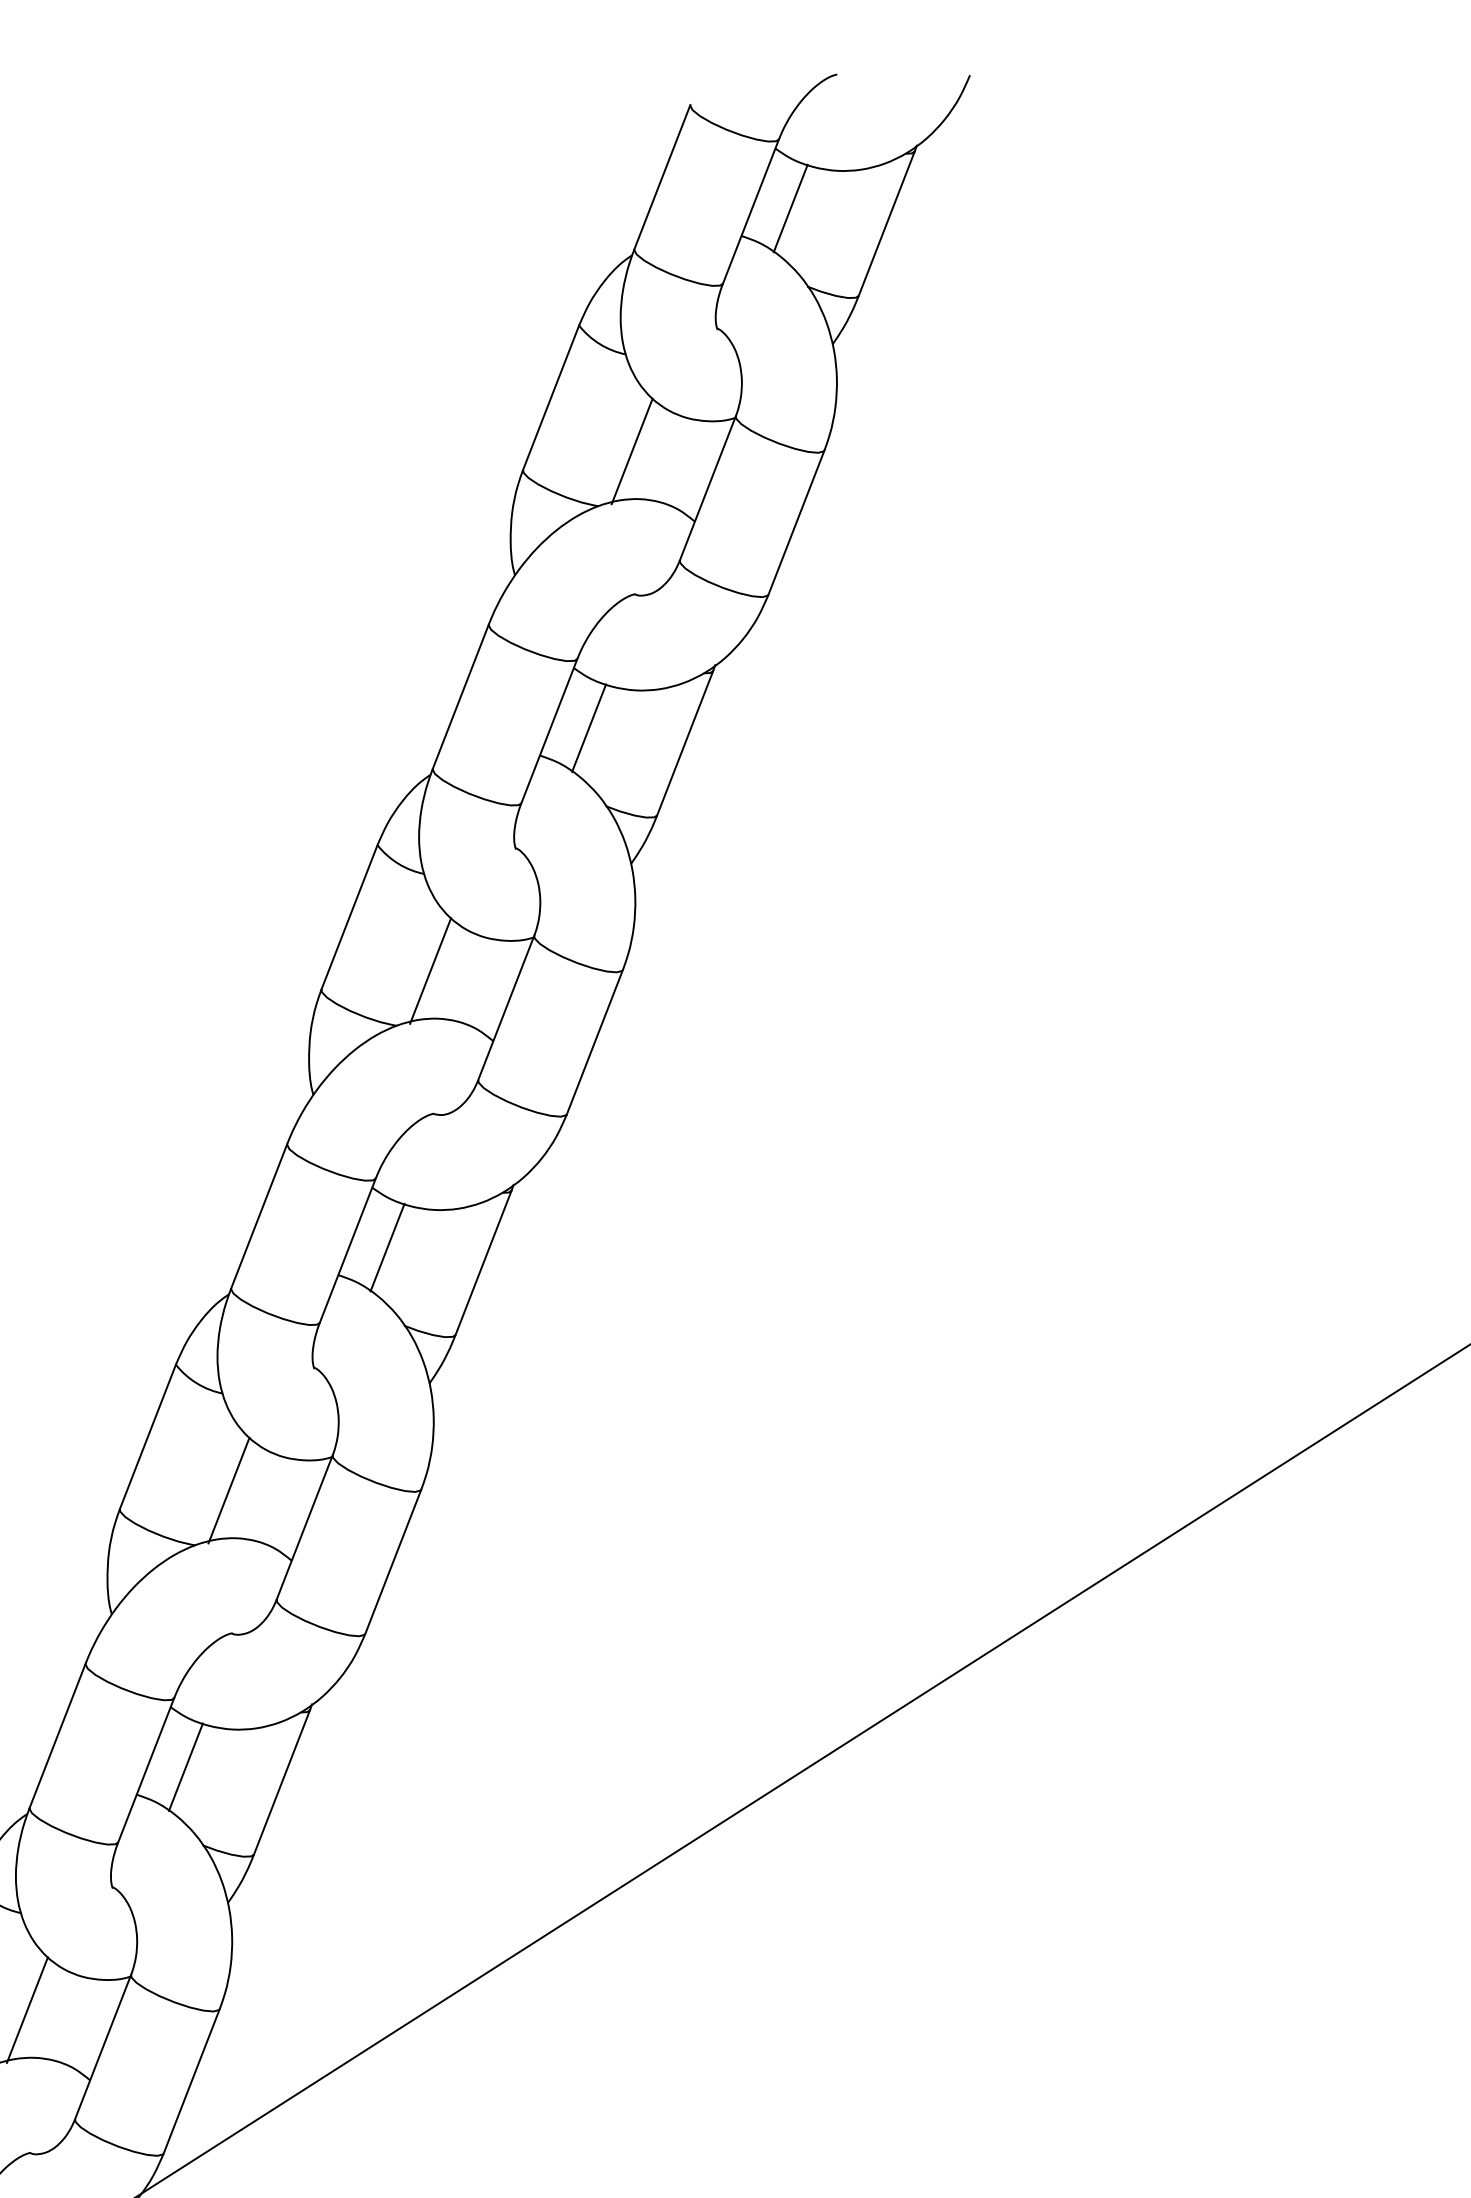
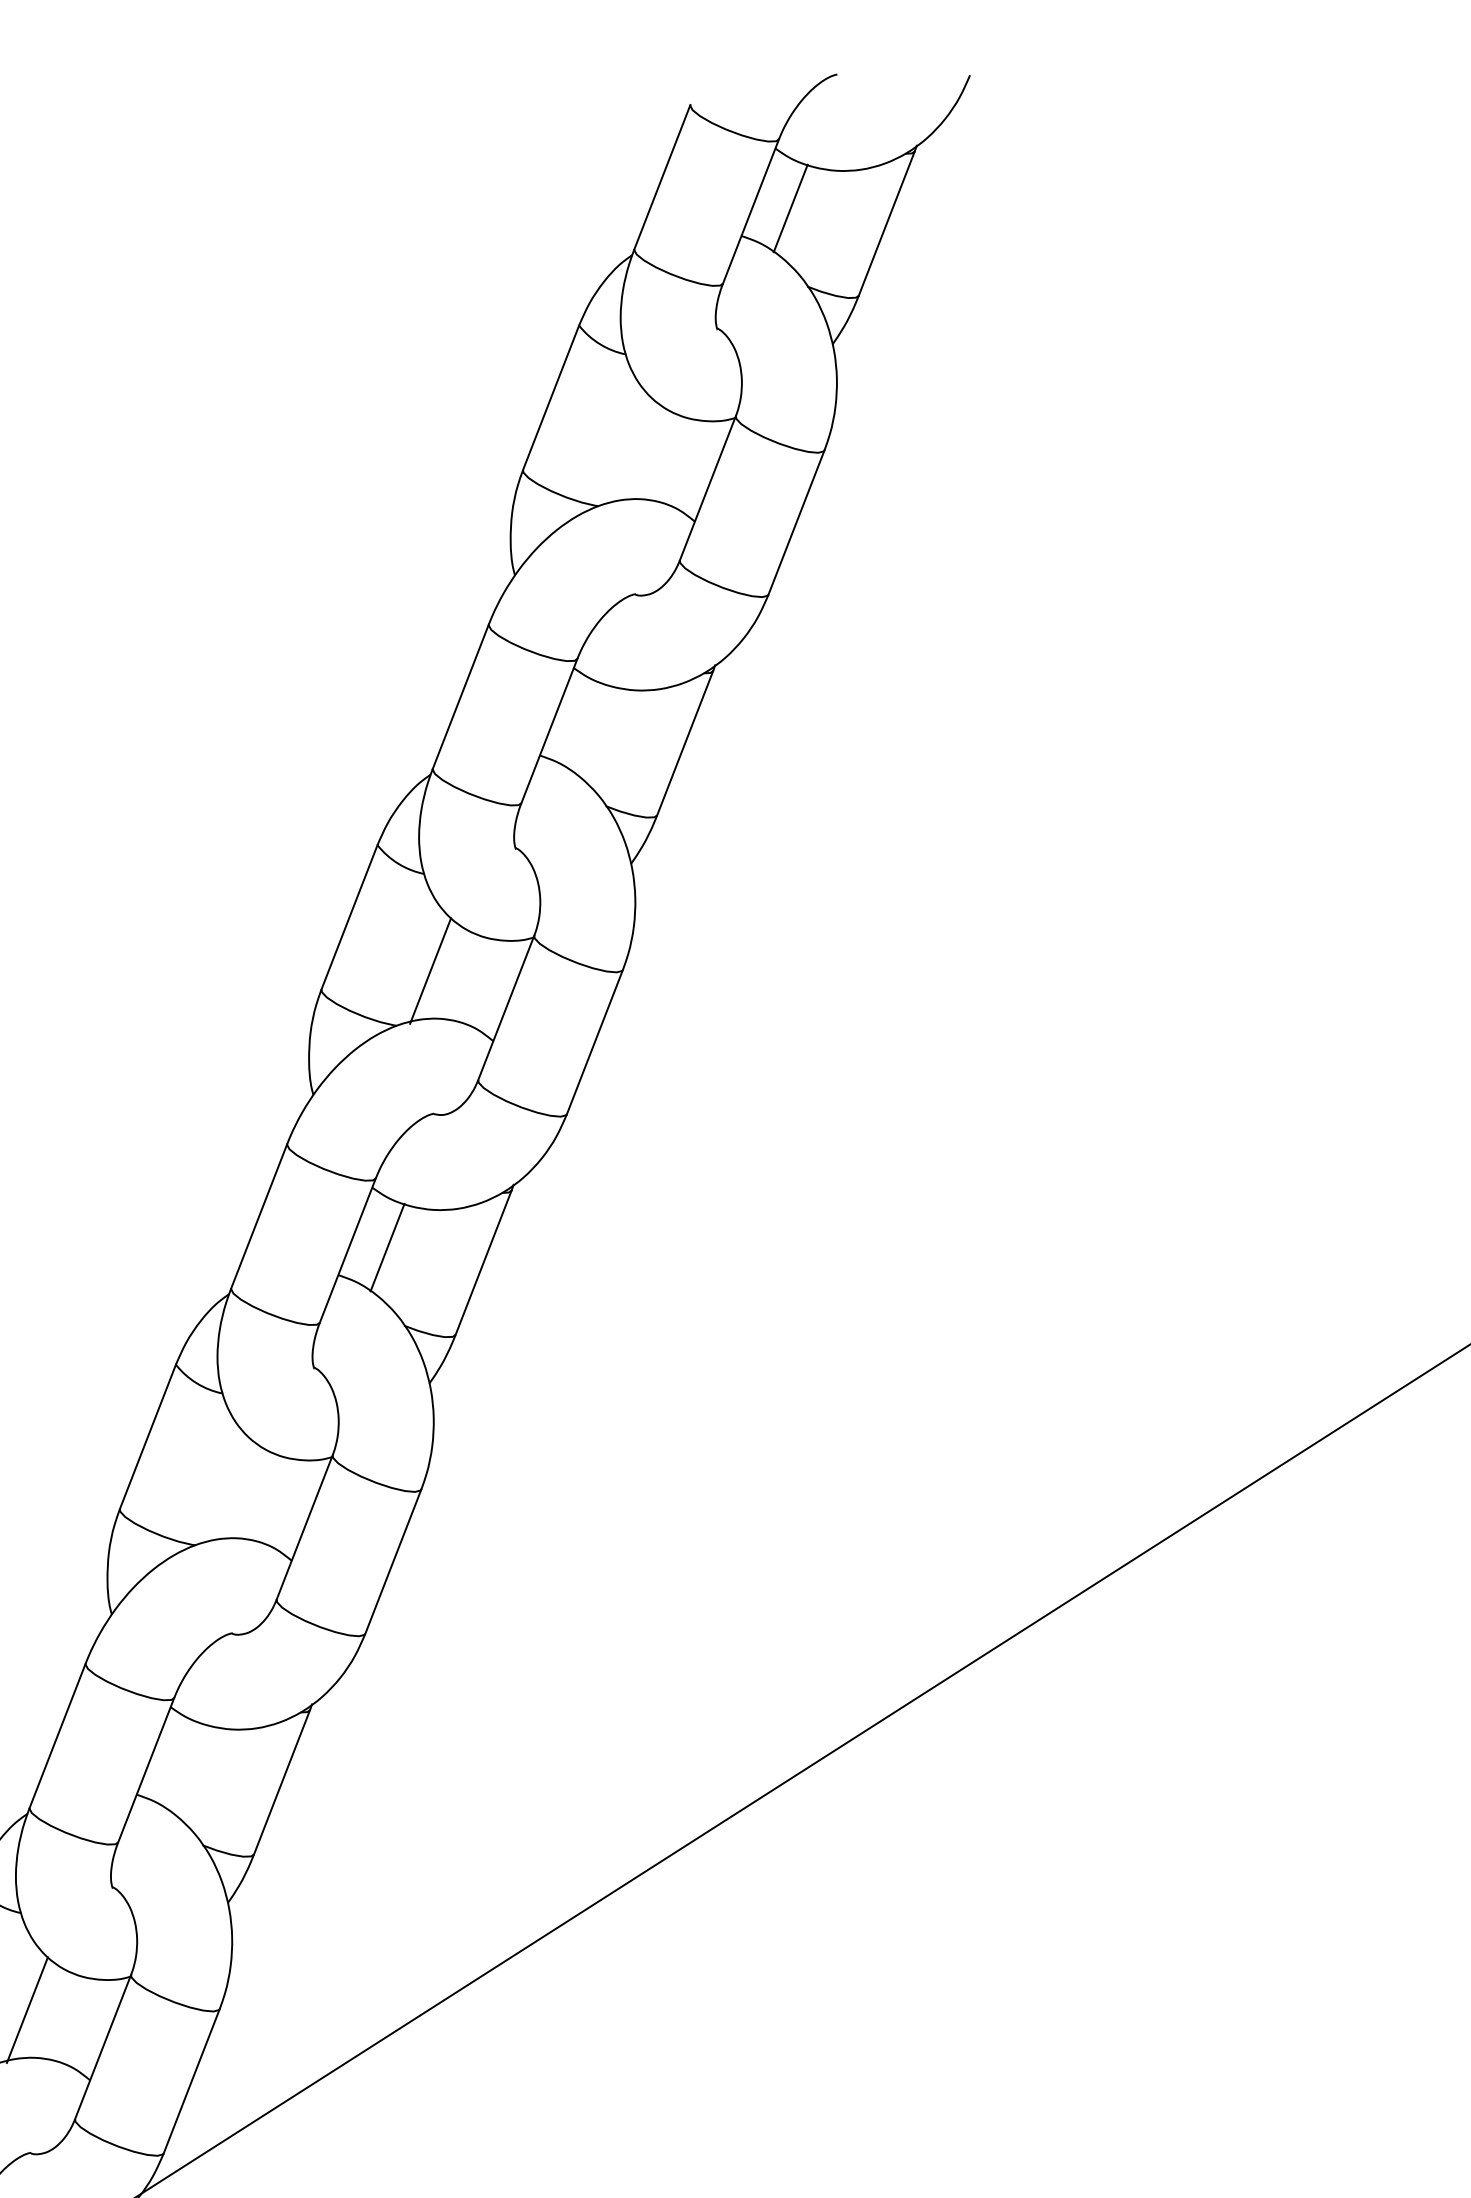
line: present -> none (631, 451)
line: present -> none (589, 727)
line: present -> none (228, 1490)
line: present -> none (185, 1766)
